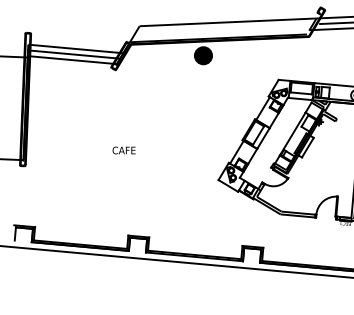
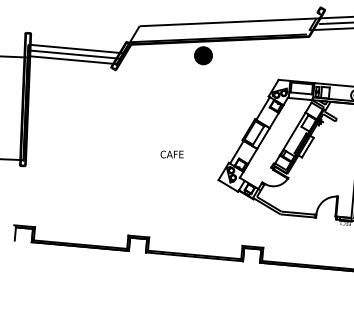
text position: (123, 150) -> (171, 154) (171, 154)
line: present -> none (176, 261)
